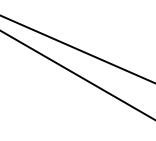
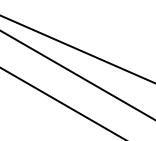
line: none -> present (61, 102)
